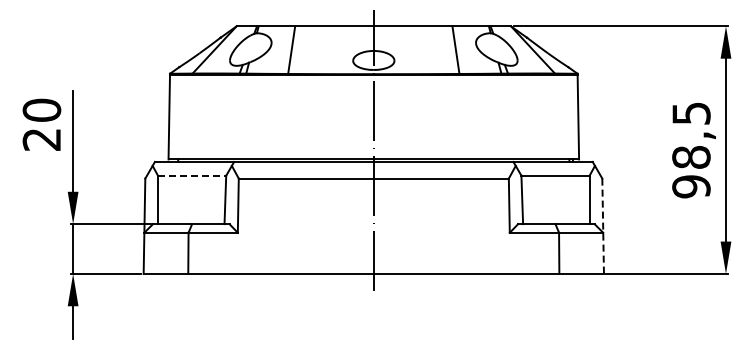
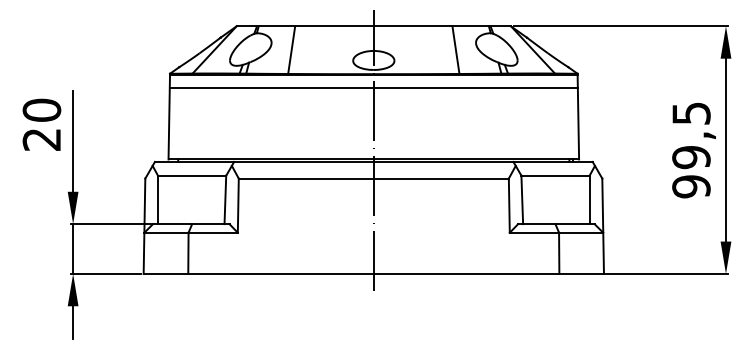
line: none -> present (373, 88)
text: 98,5 -> 99,5 (691, 157)
line: dashed -> solid (192, 175)
line: dashed -> solid (603, 226)
